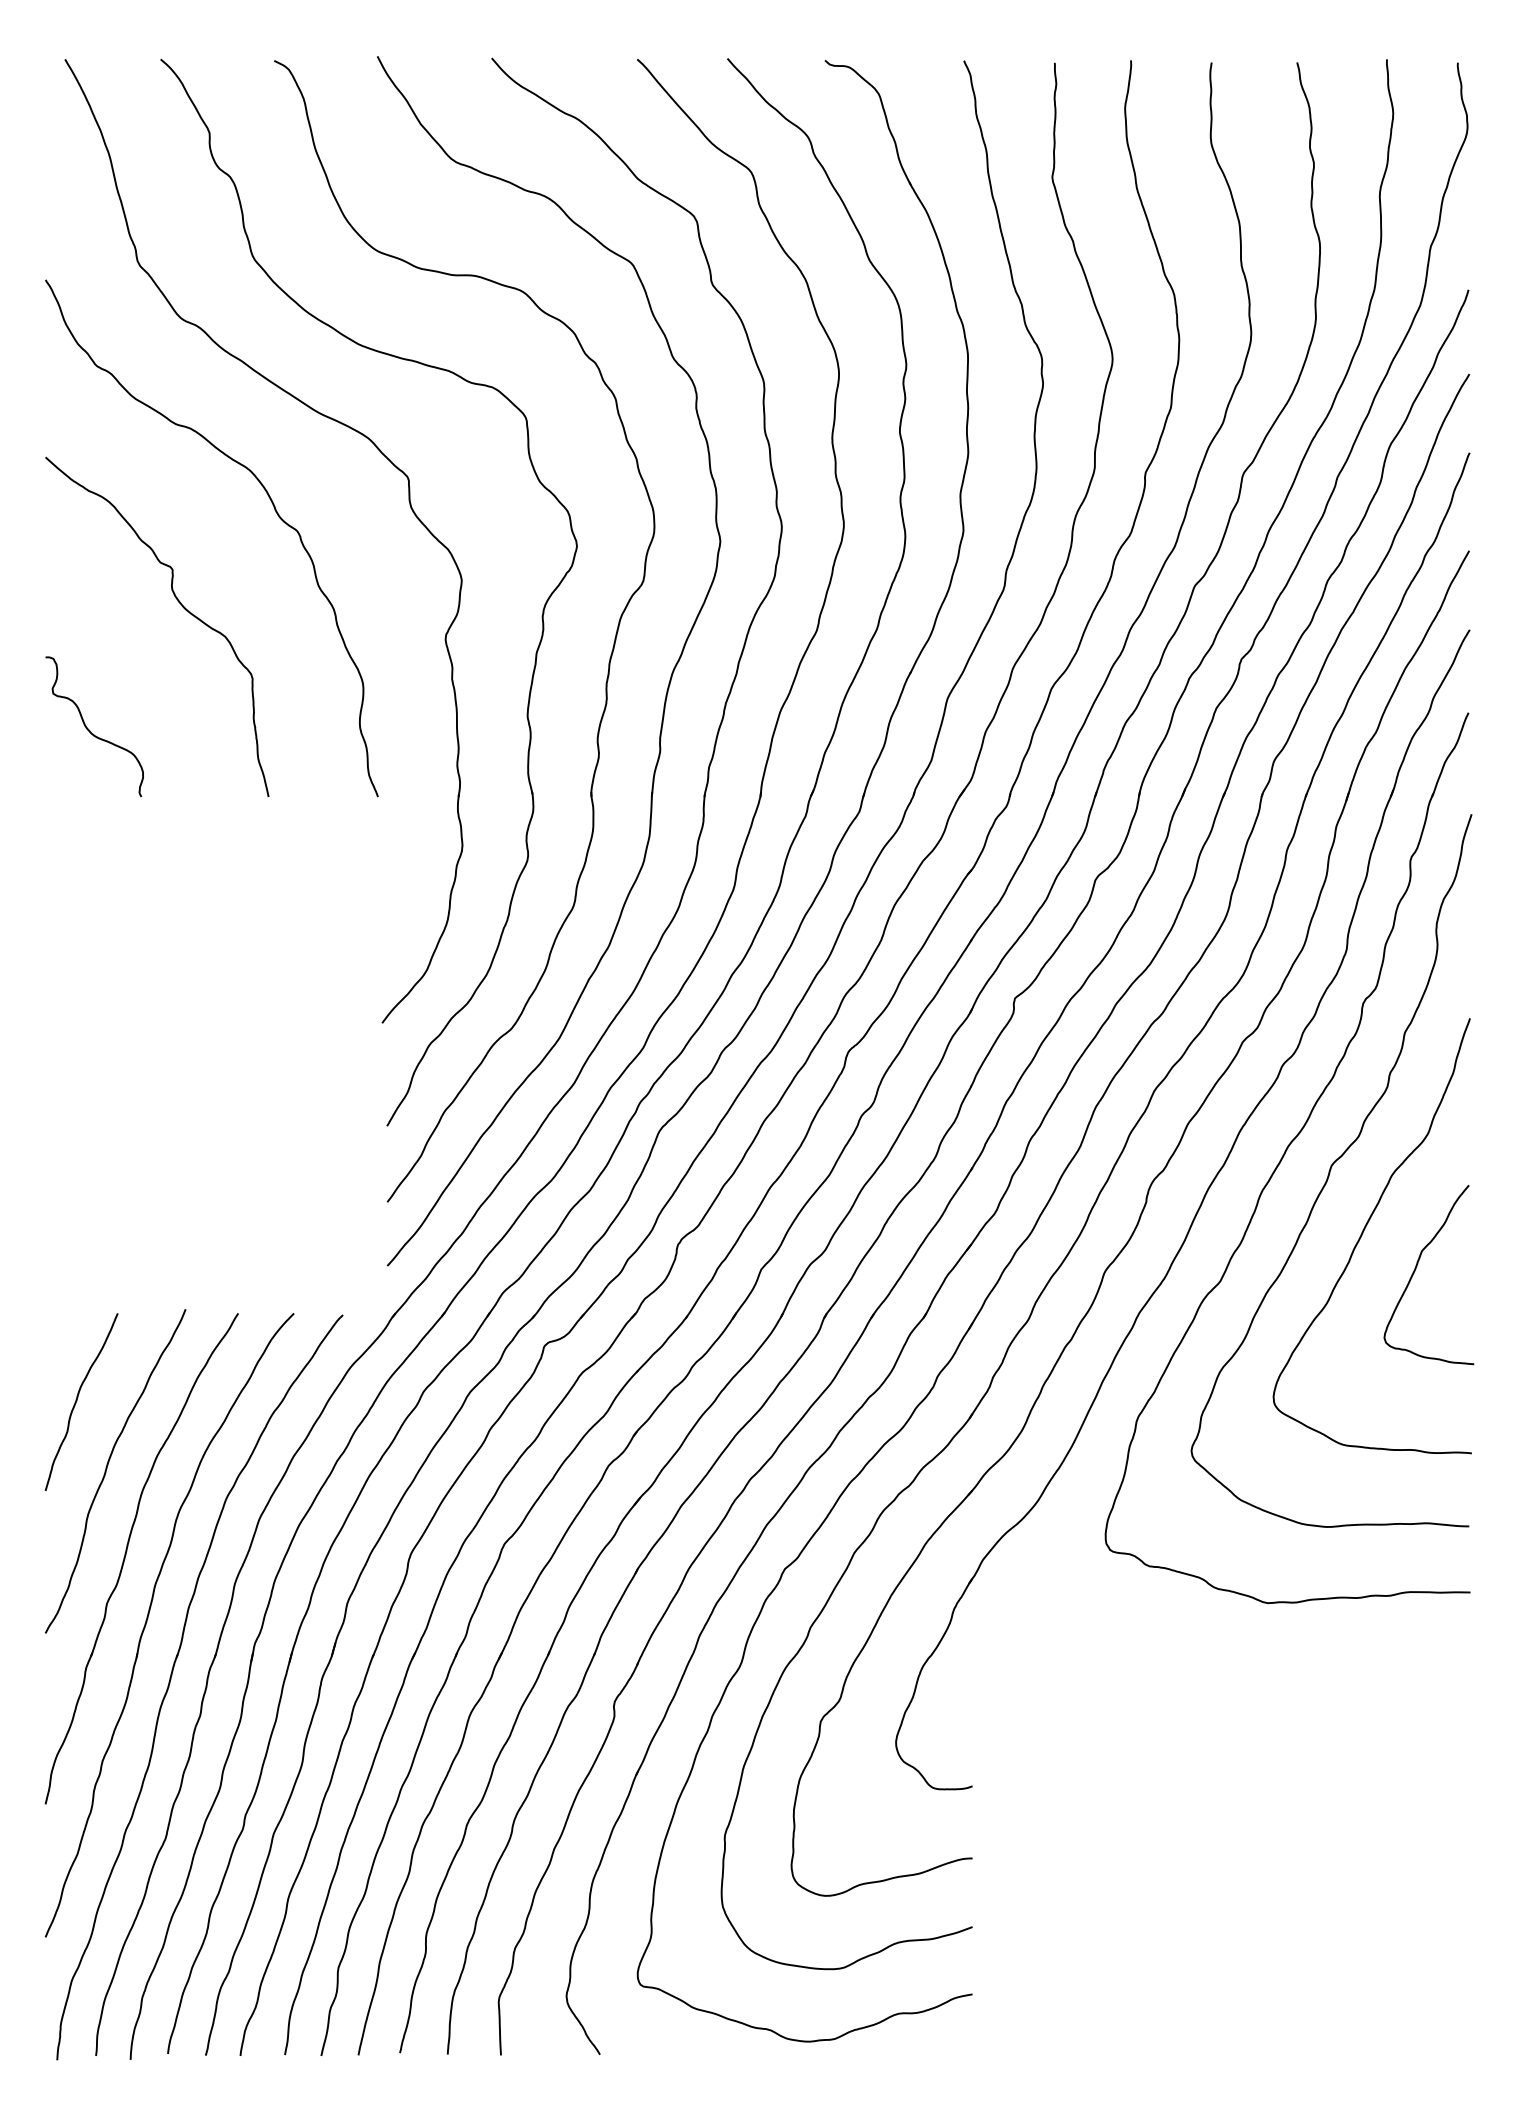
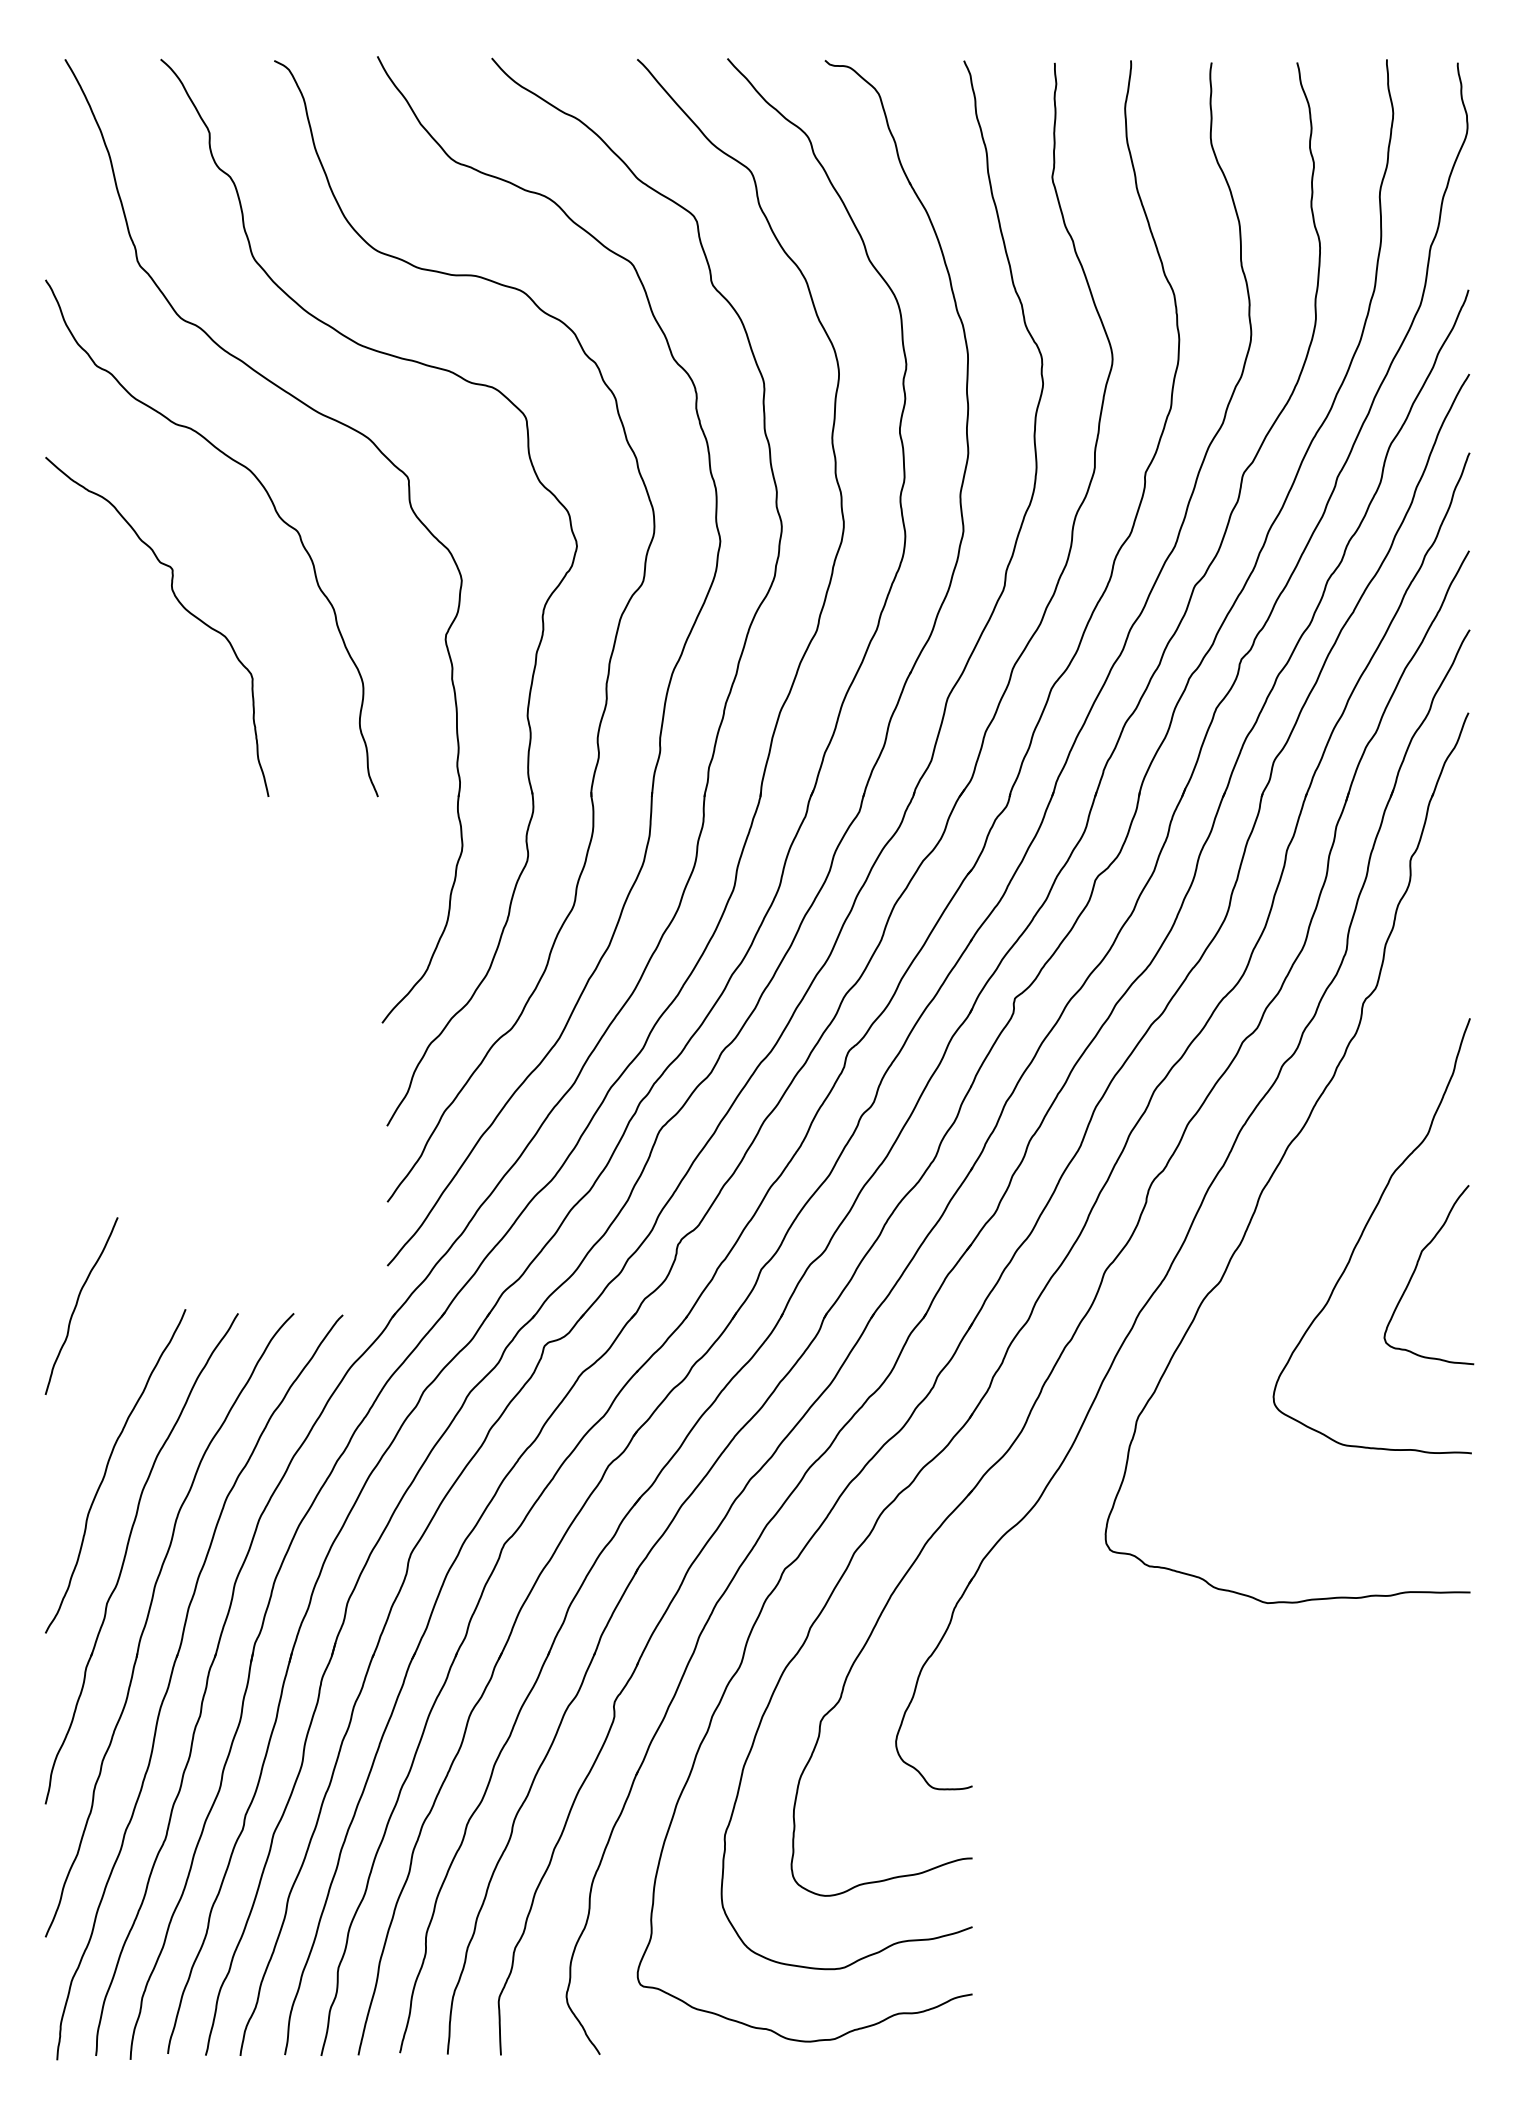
curve: present -> none (90, 730)
curve: present -> none (1331, 1169)
curve position: (77, 1401) -> (77, 1305) (77, 1305)
